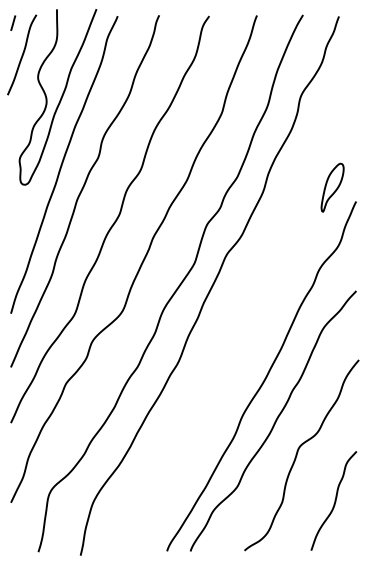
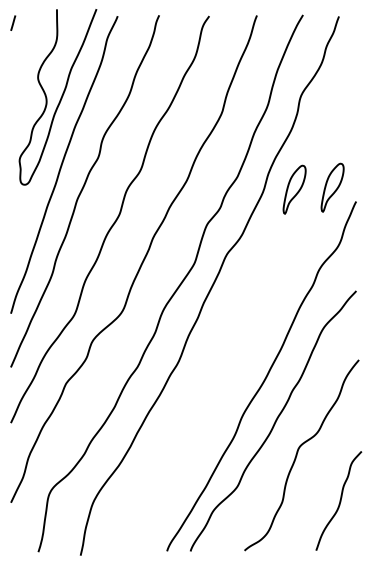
curve: present -> none (22, 54)
part: none -> present (294, 189)
curve position: (334, 500) -> (339, 500) (339, 500)
